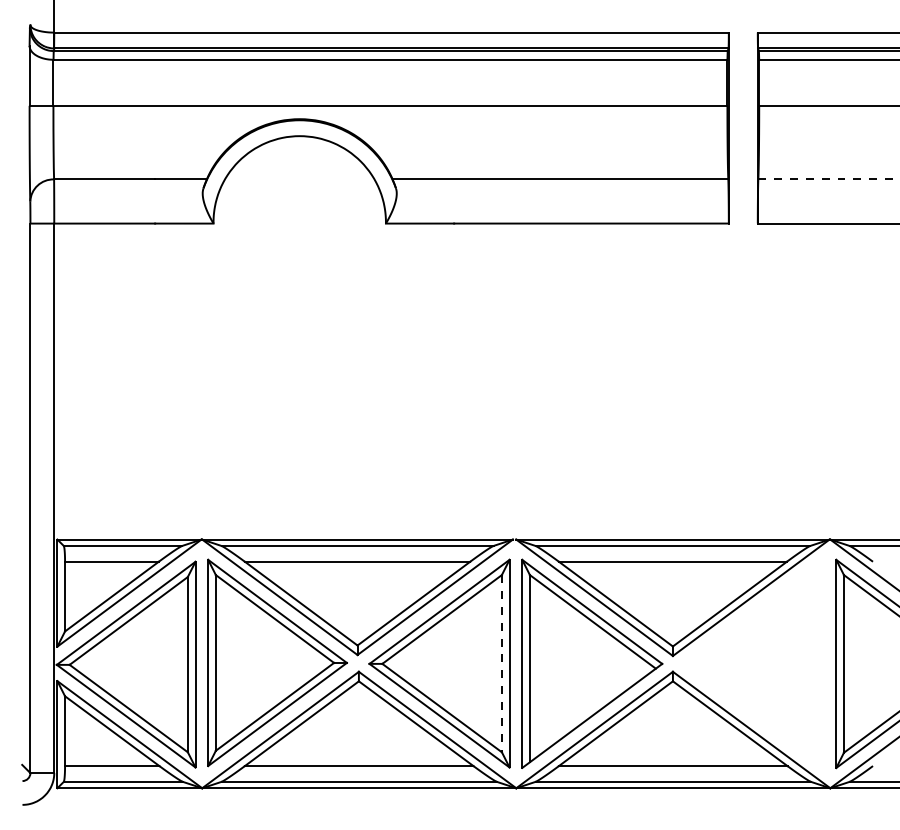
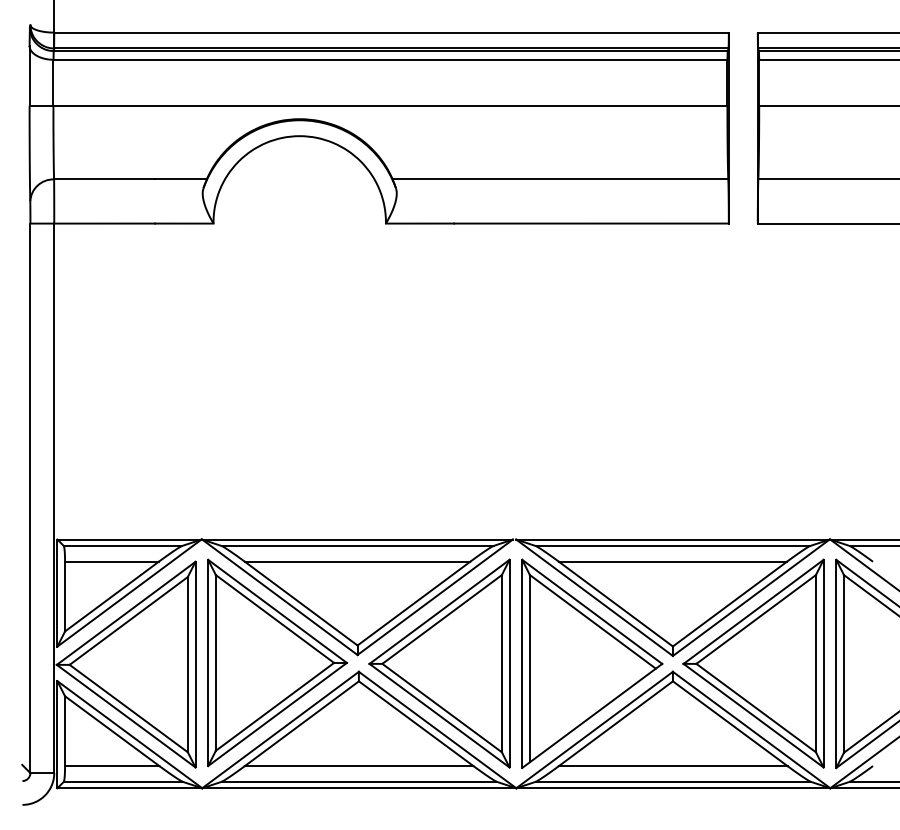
line: dashed -> solid (828, 179)
line: dashed -> solid (501, 663)
part: none -> present (753, 663)
